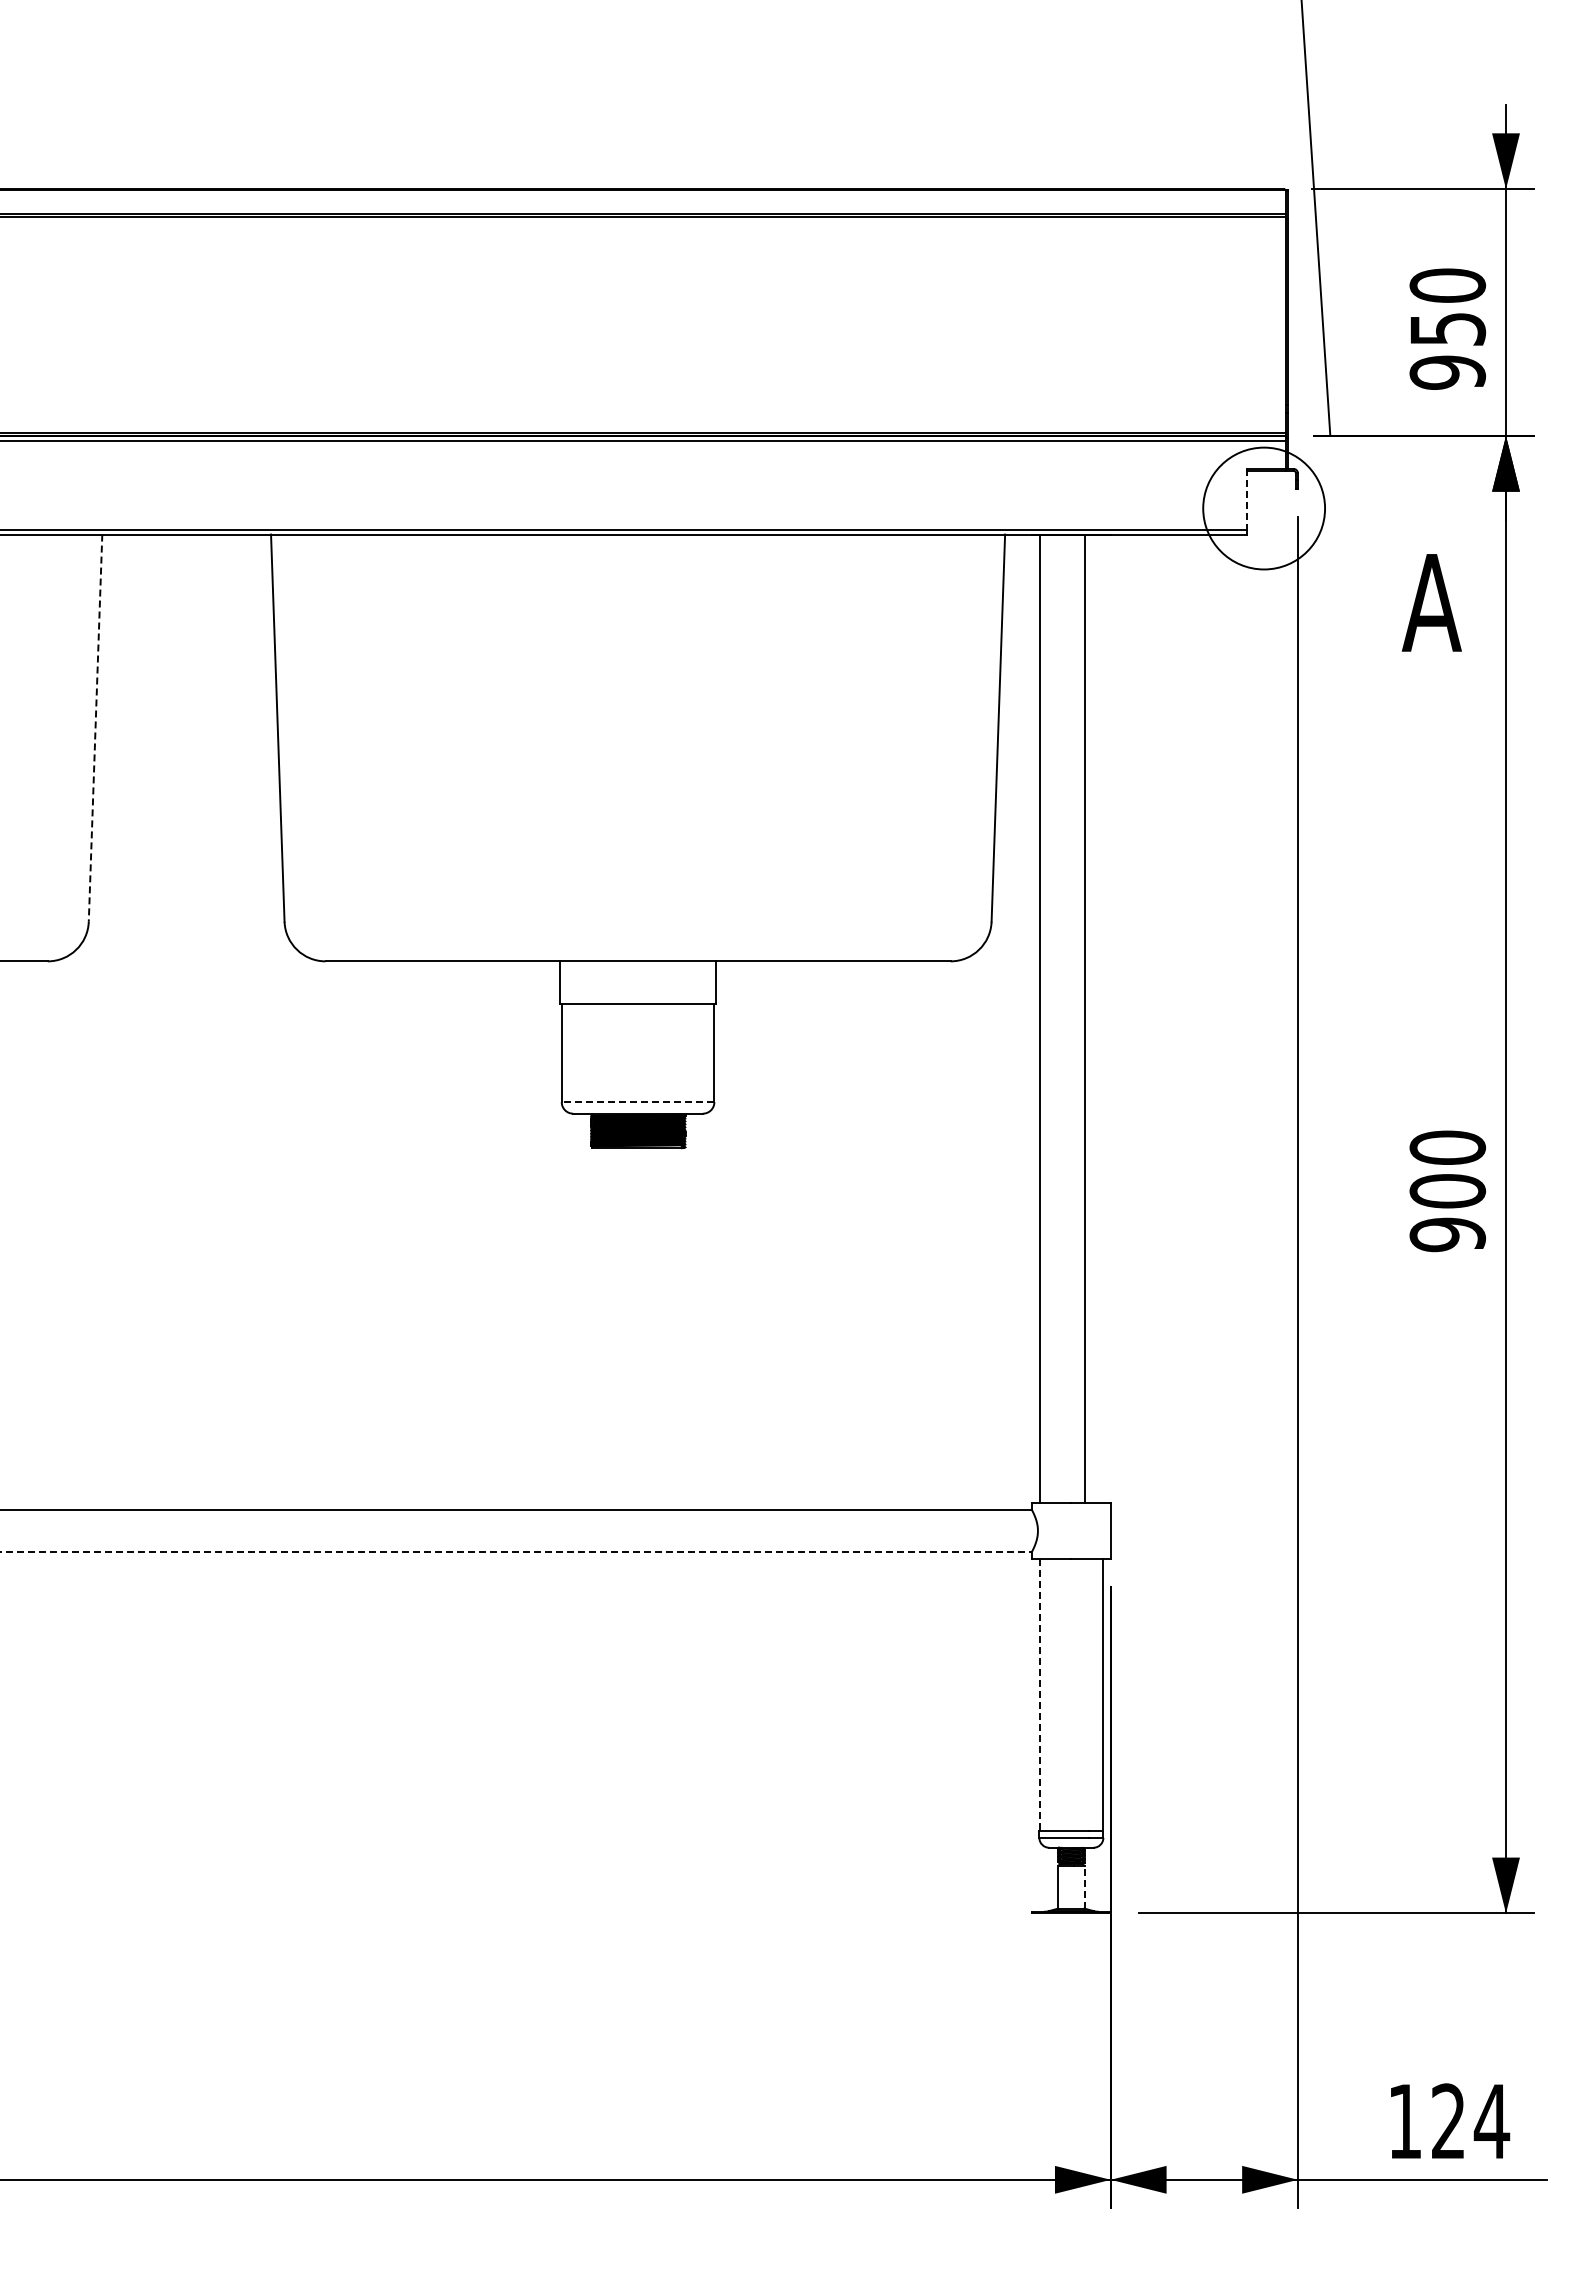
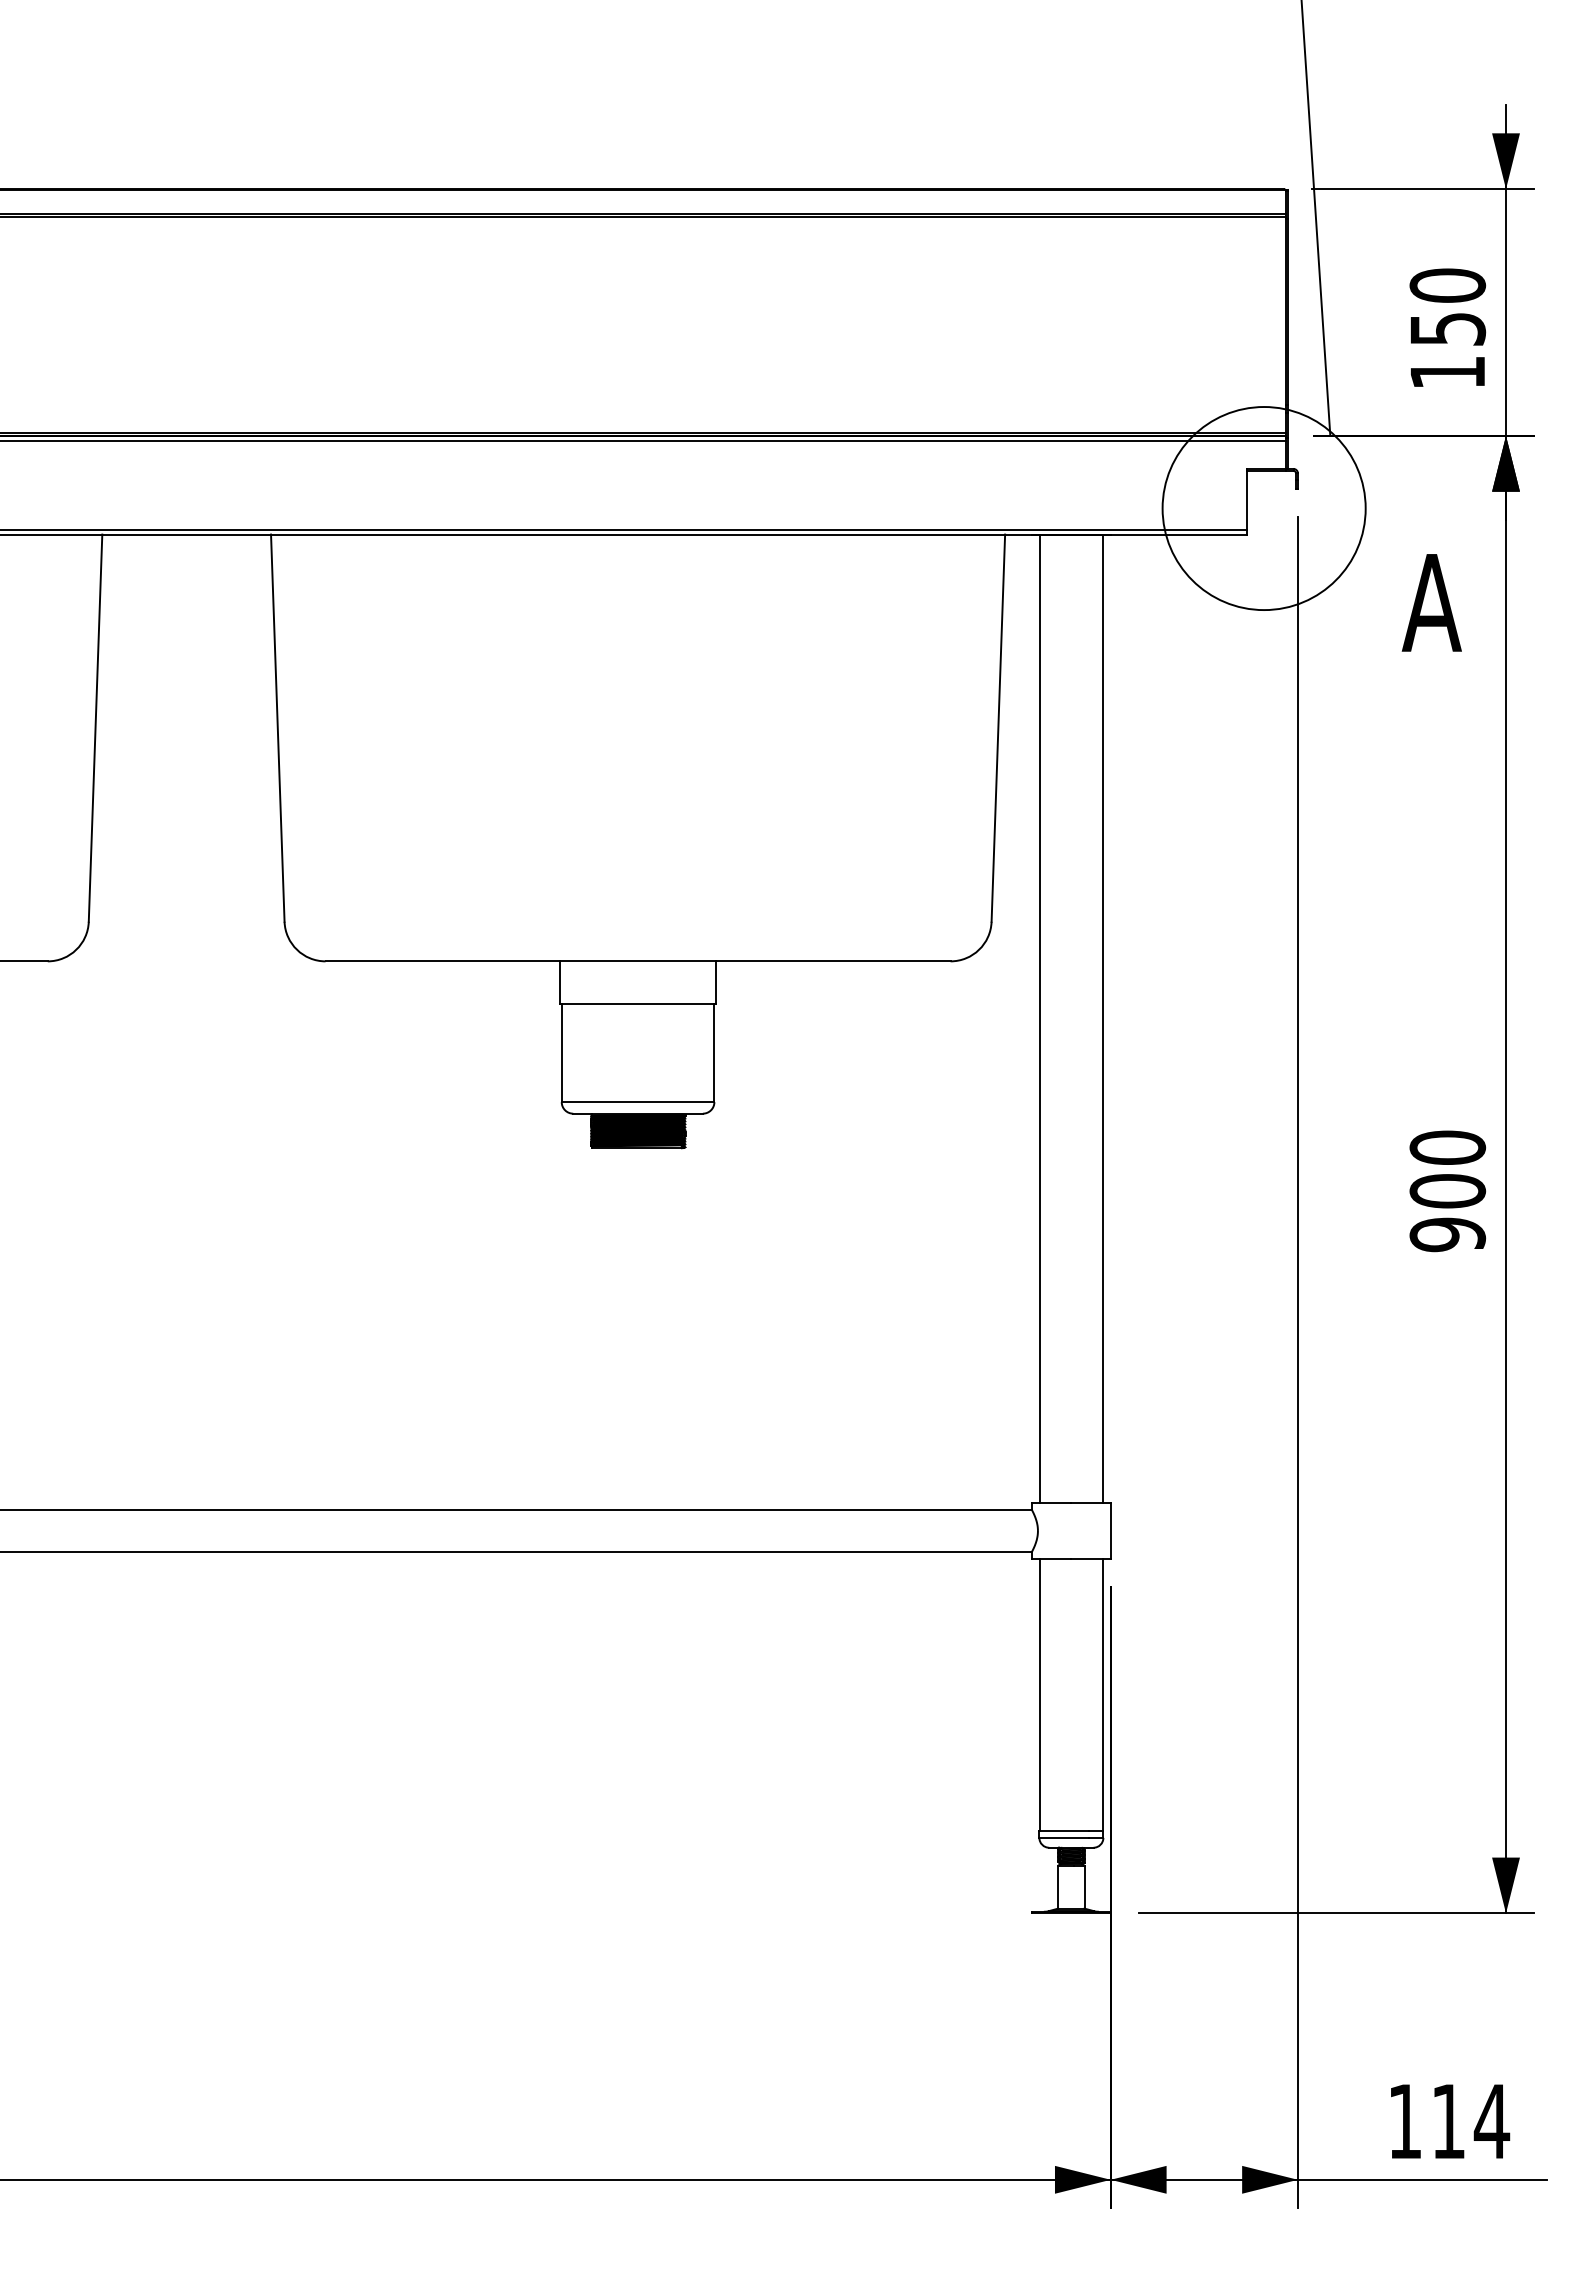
text: 950 -> 150 (1447, 372)
line: dashed -> solid (1246, 499)
circle diameter: 122 px -> 203 px (1263, 508)
line: dashed -> solid (95, 728)
line position: (1084, 1019) -> (1102, 1019) (1102, 1019)
line: dashed -> solid (637, 1102)
line: dashed -> solid (516, 1551)
line: dashed -> solid (1040, 1695)
line: dashed -> solid (1084, 1887)
text: 124 -> 114 (1448, 2120)
